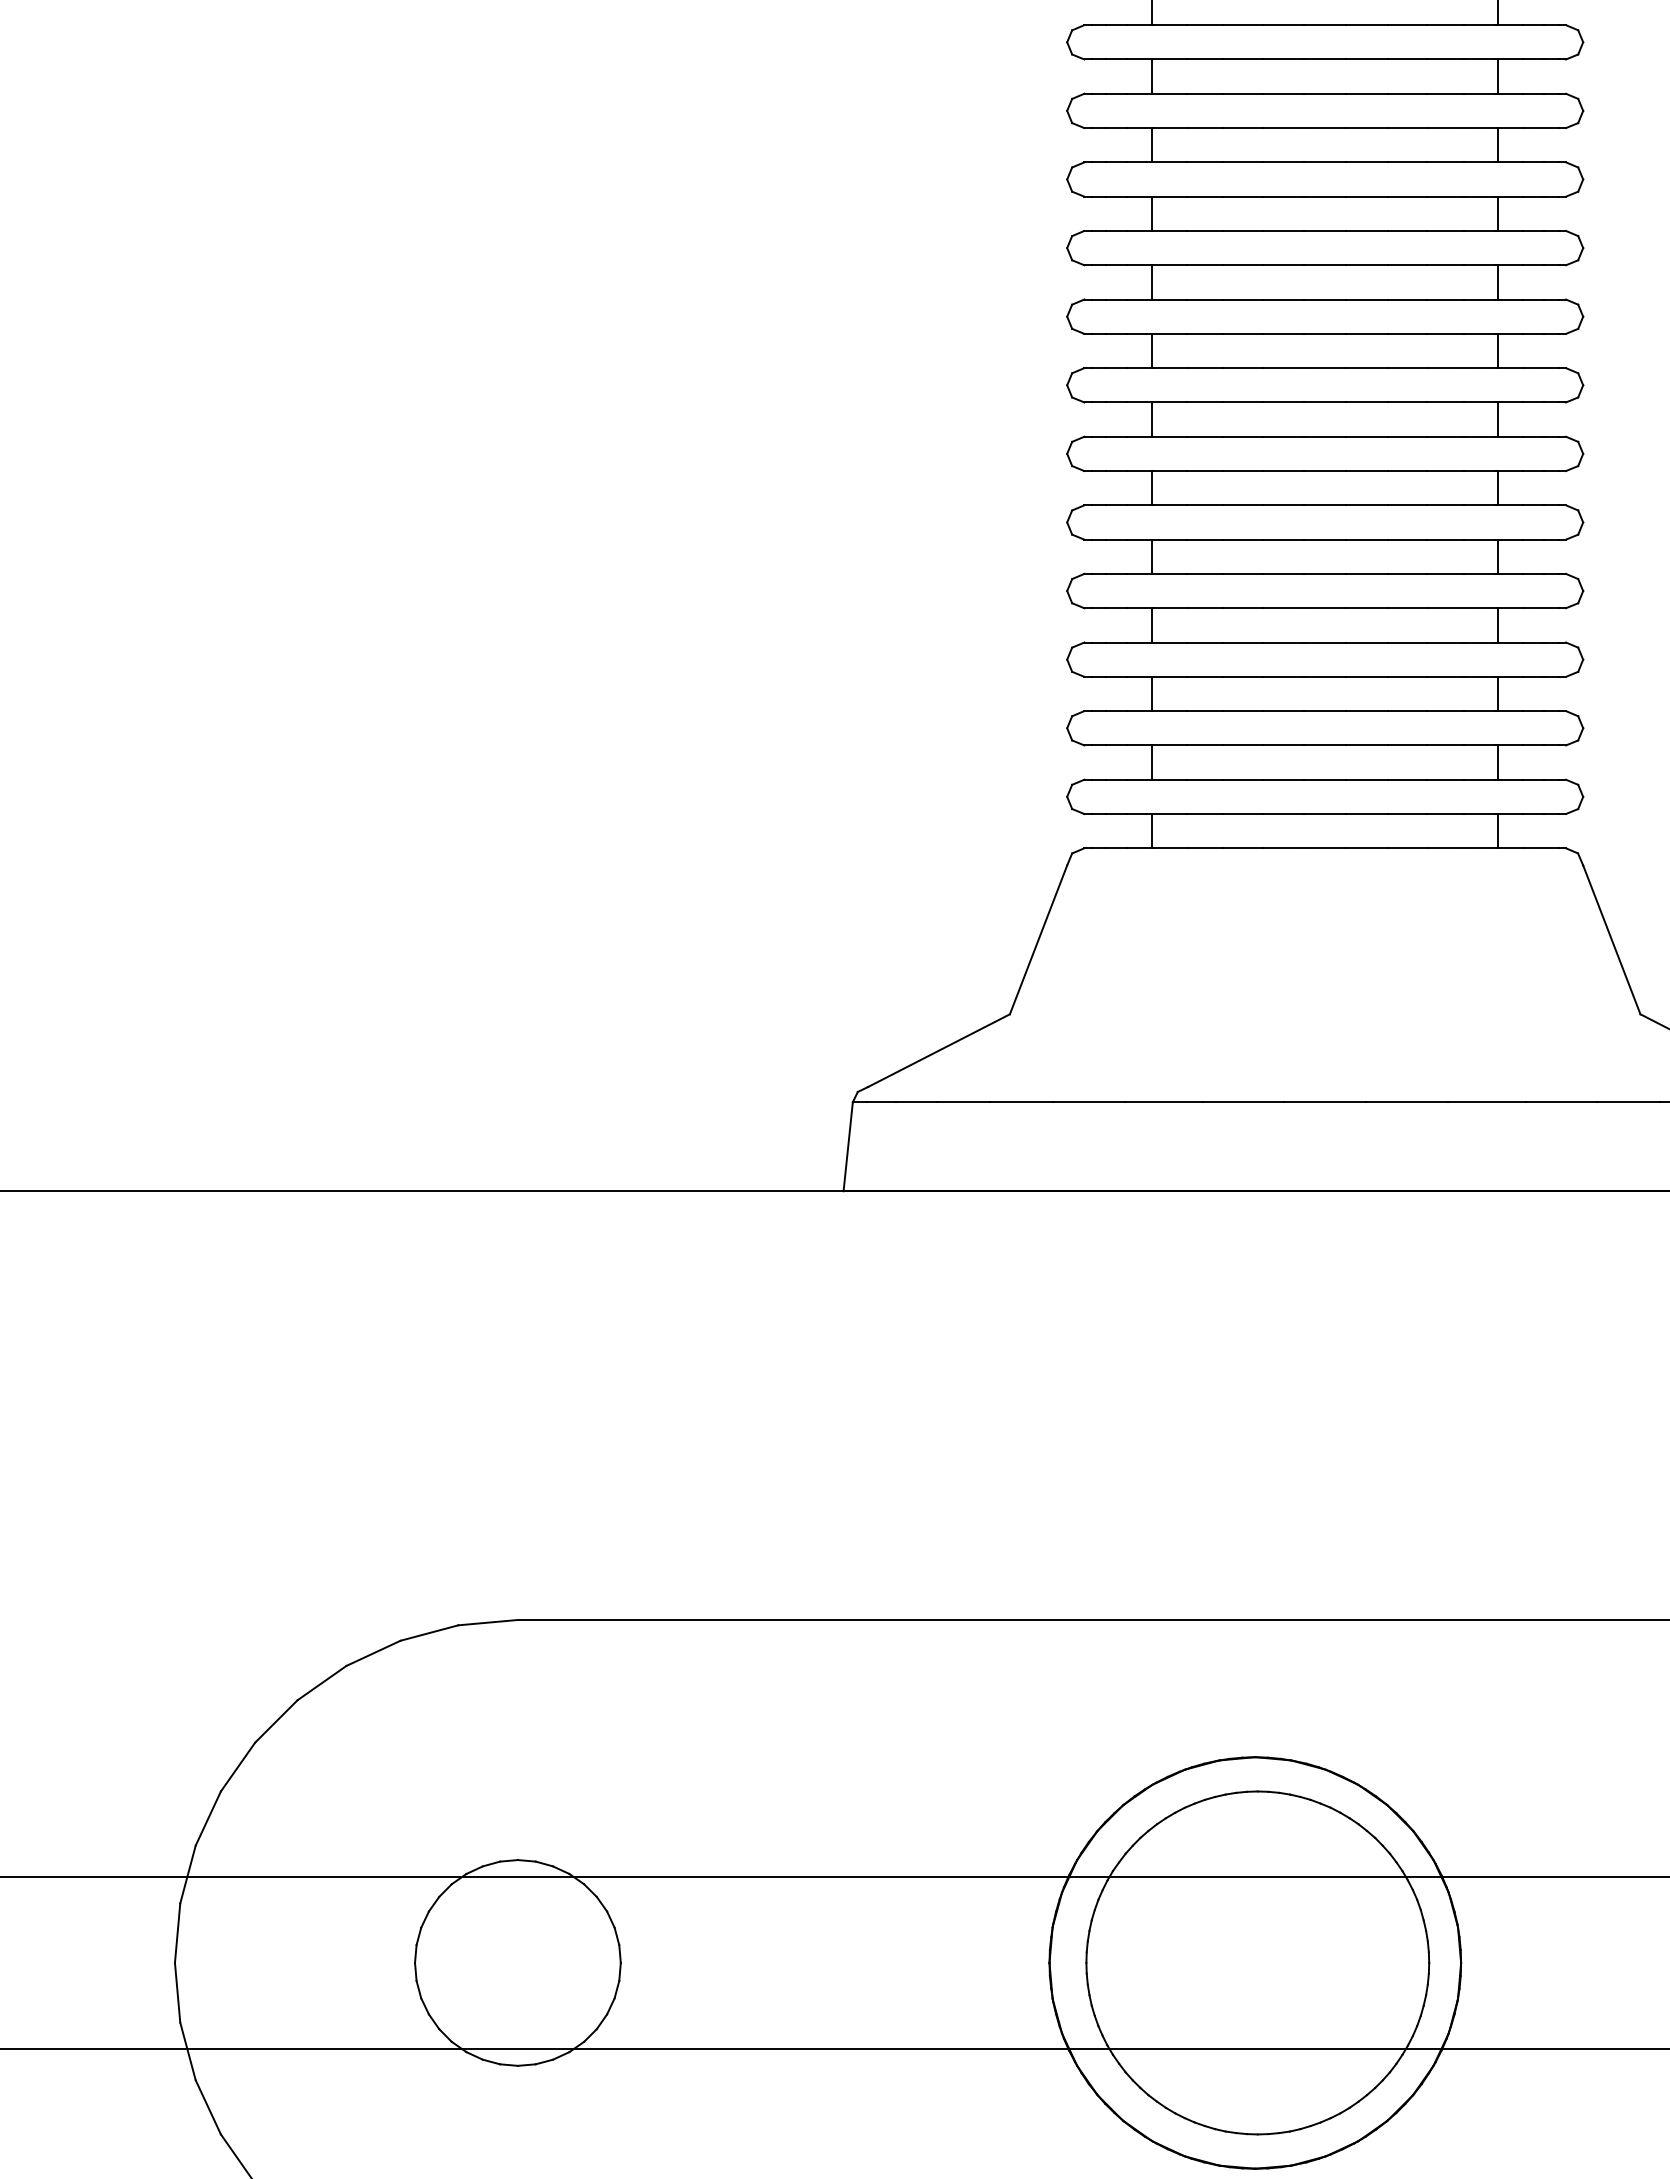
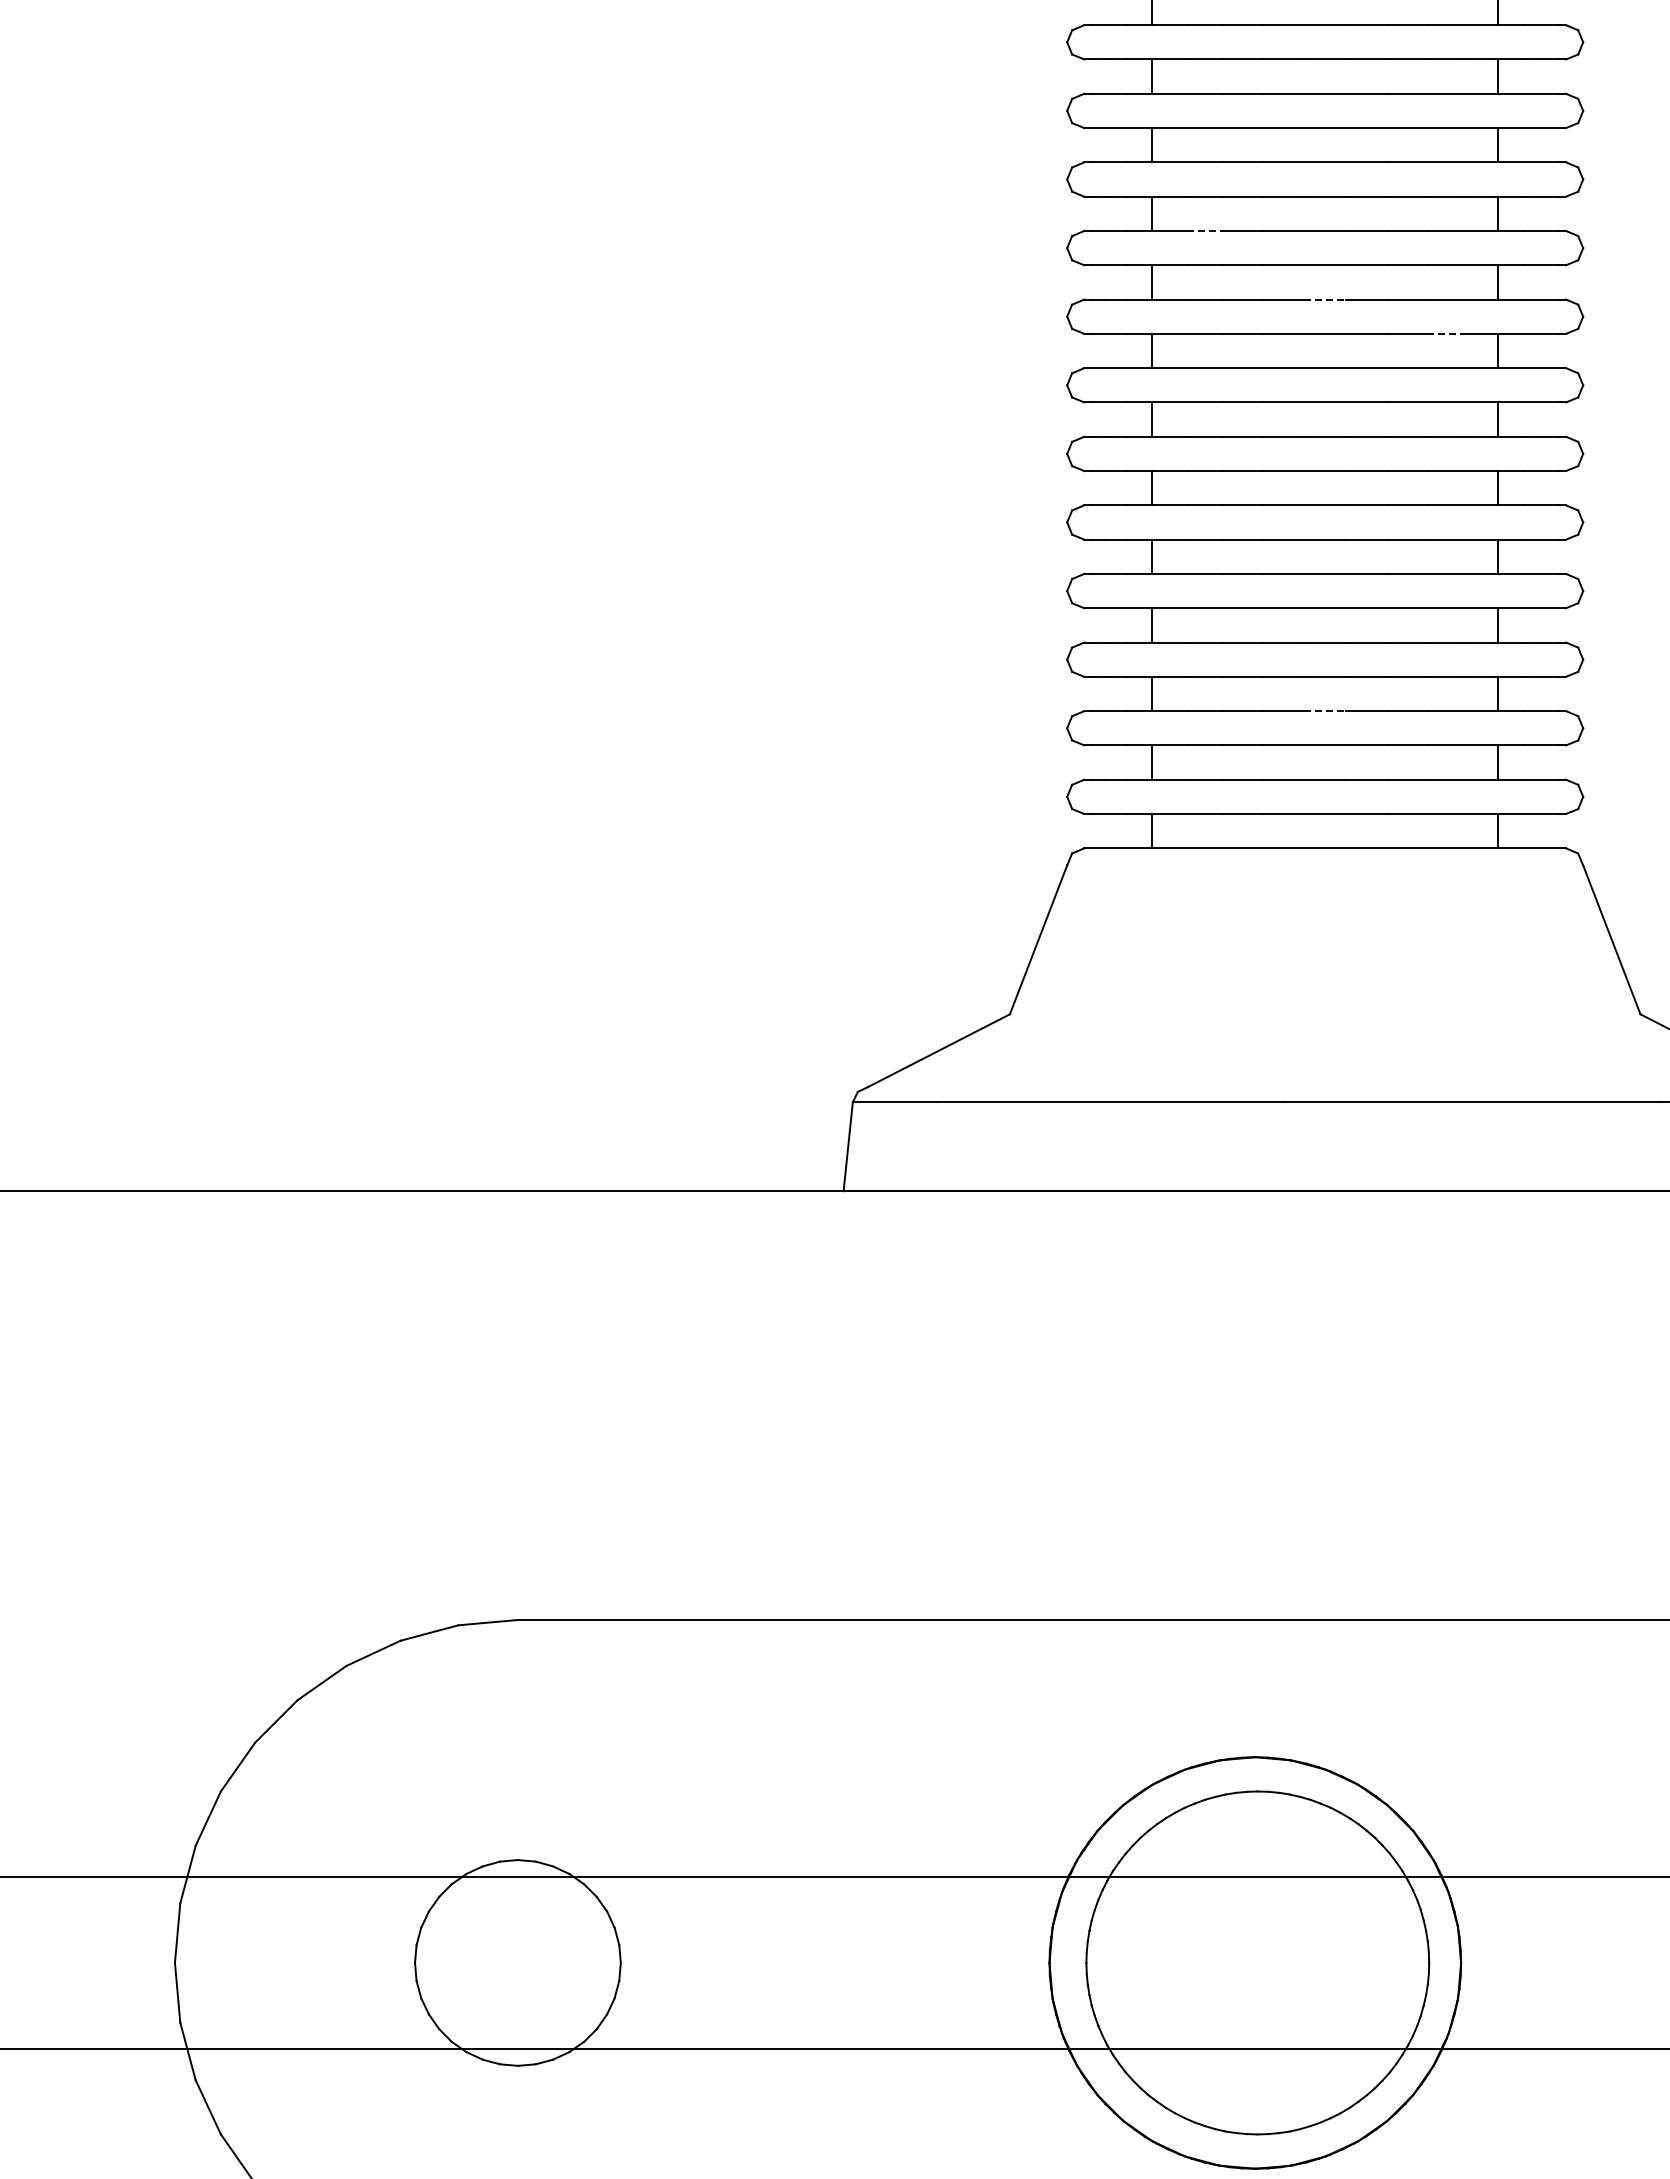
line: solid -> dashed (1205, 230)
line: solid -> dashed (1325, 299)
line: solid -> dashed (1446, 333)
line: solid -> dashed (1325, 711)
